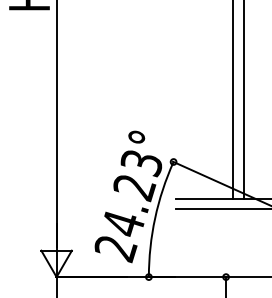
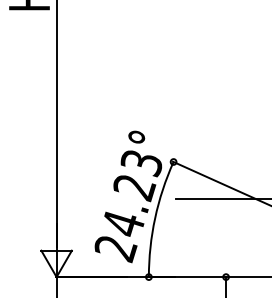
line: present -> none (232, 100)
line: present -> none (244, 100)
line: present -> none (222, 209)
